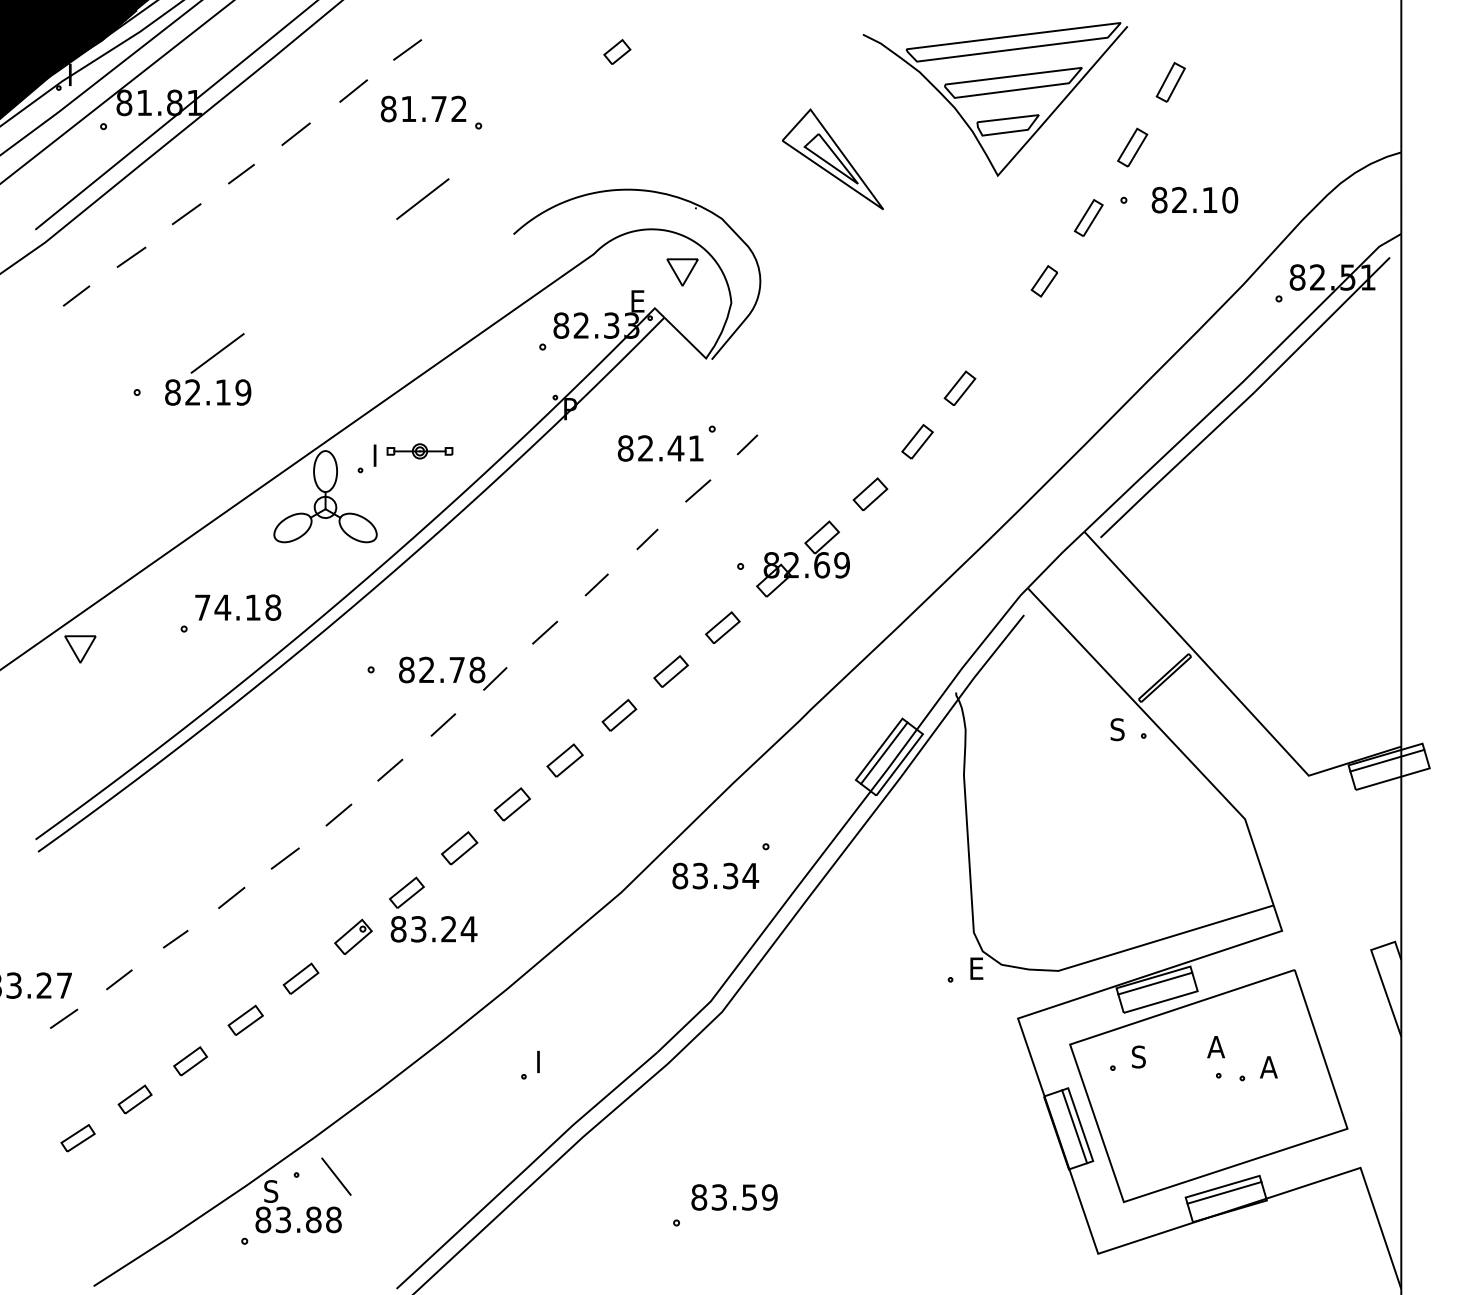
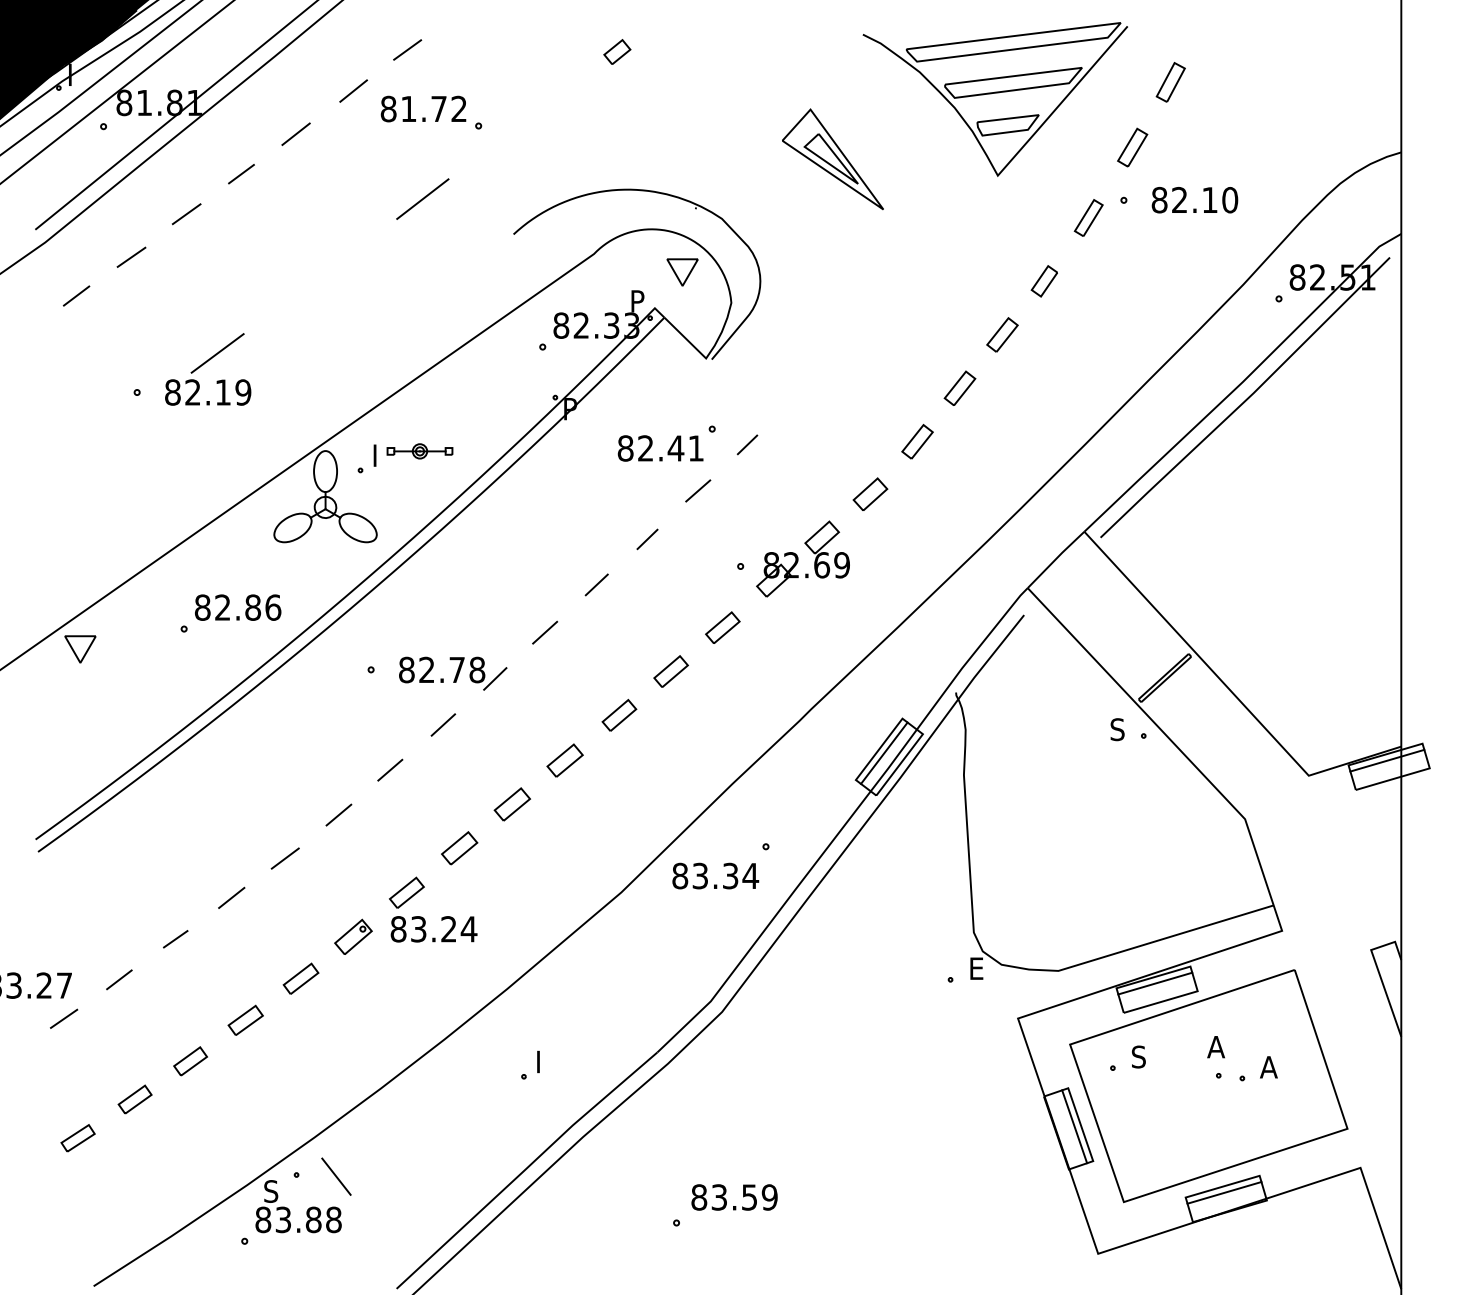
text: E -> P (639, 301)
part: none -> present (1002, 334)
text: 74.18 -> 82.86 (237, 607)
